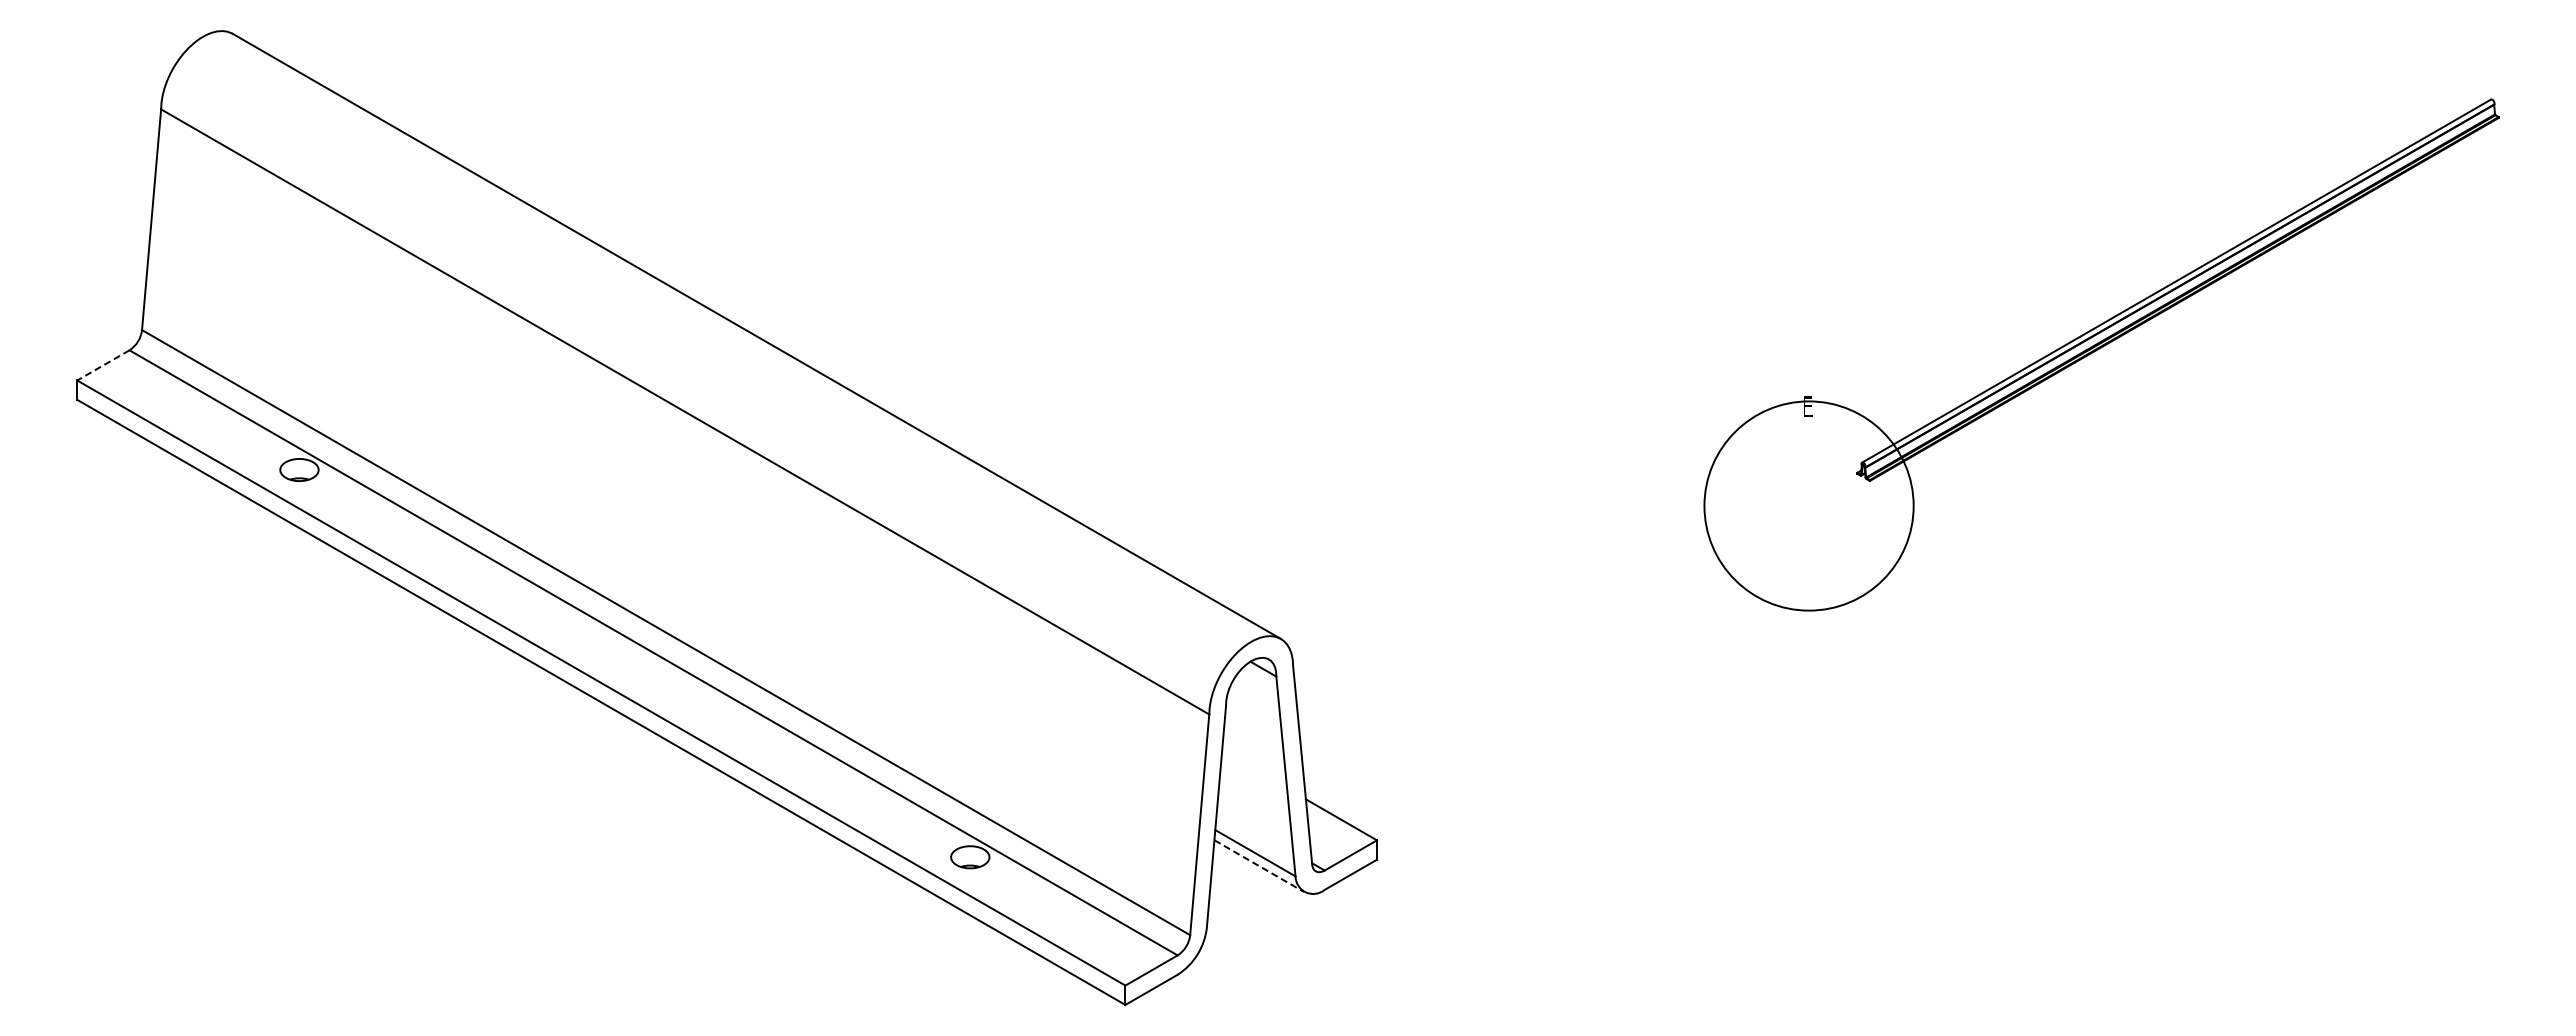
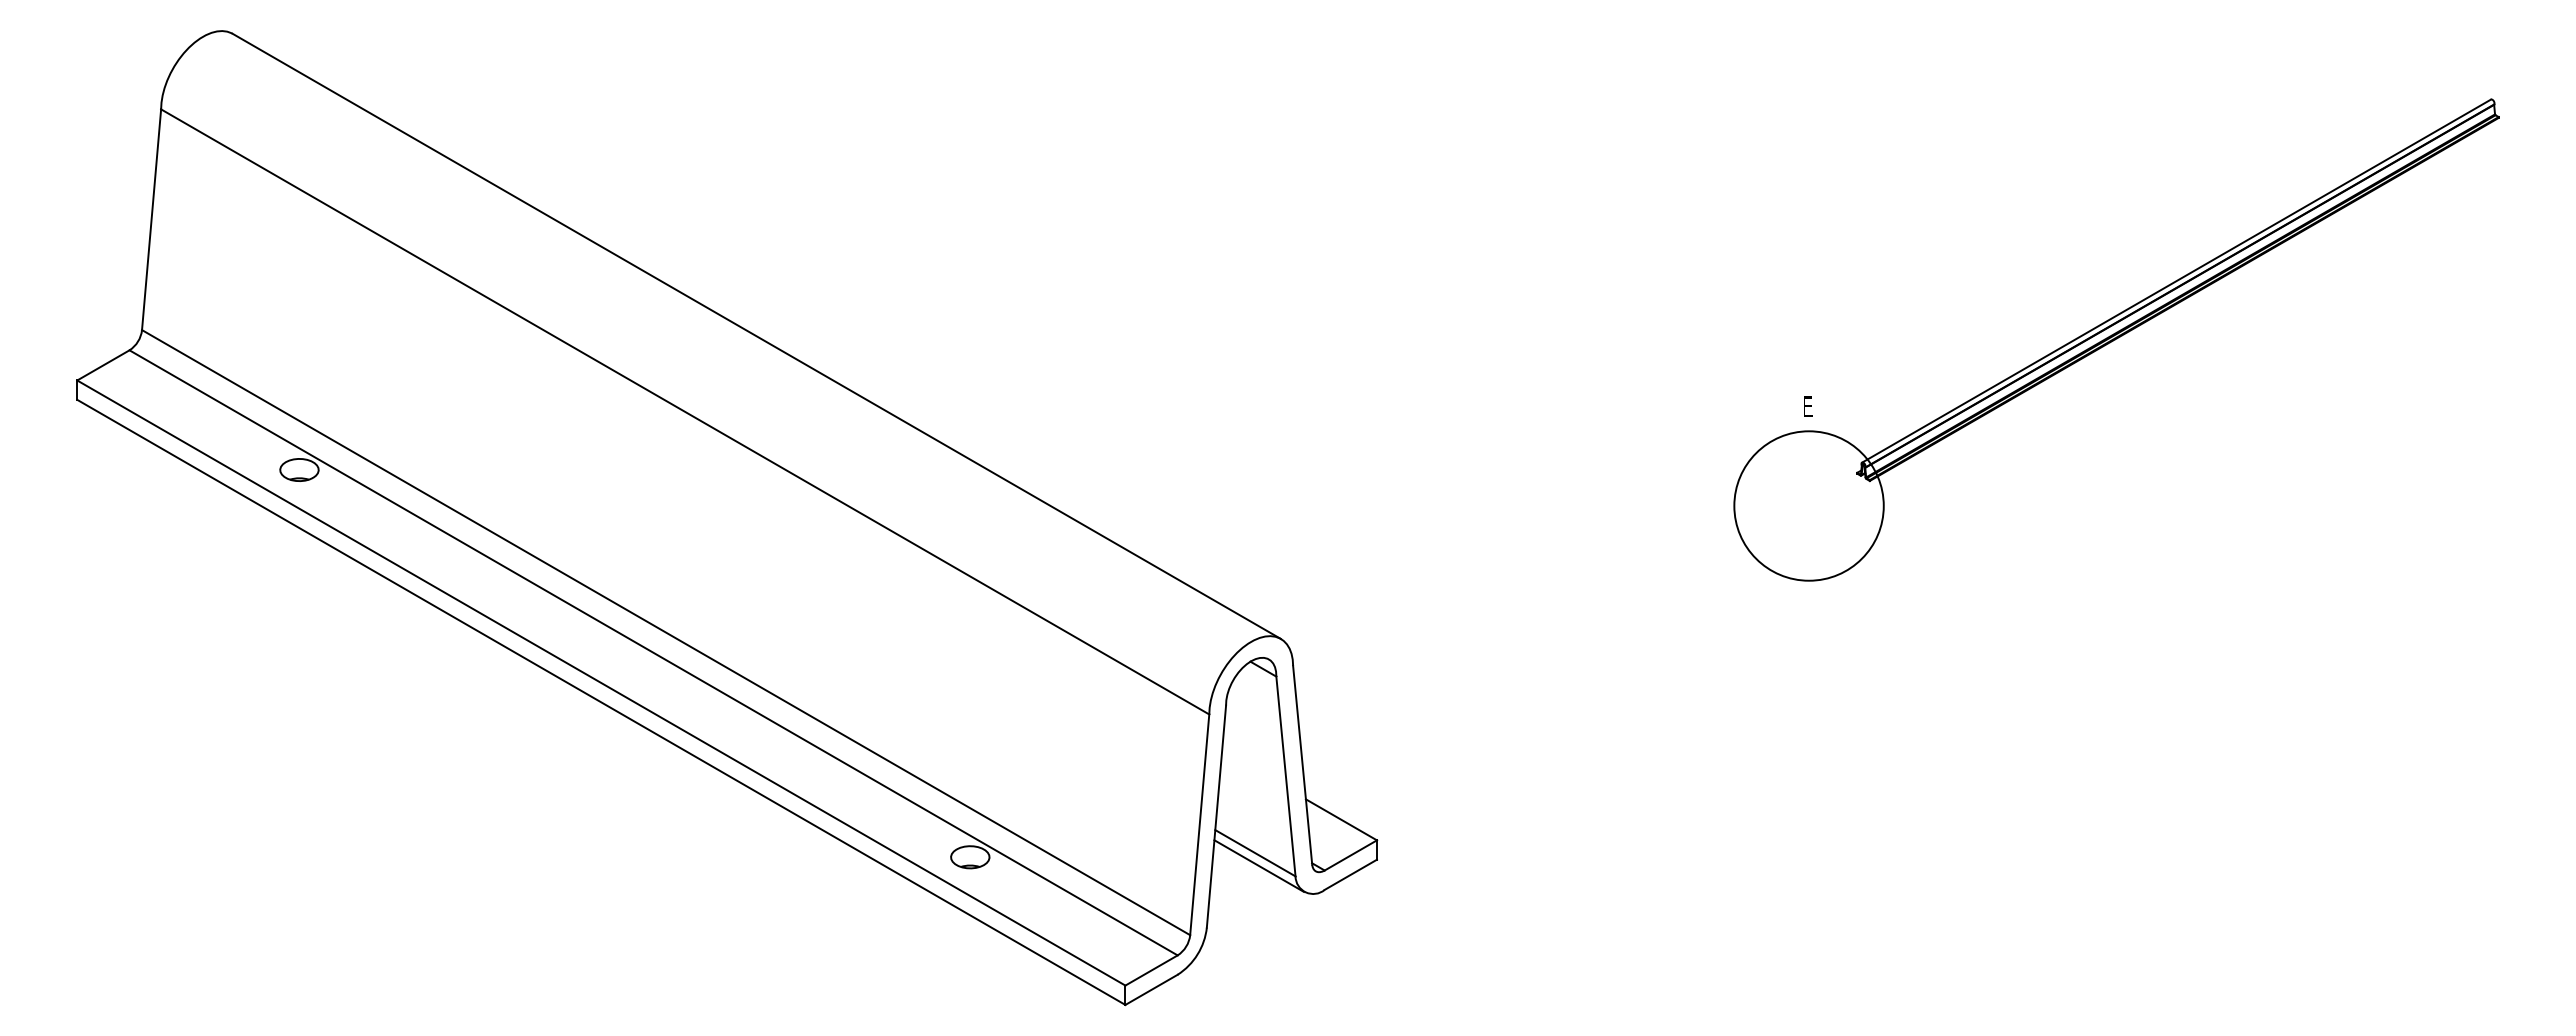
line: dashed -> solid (102, 365)
circle diameter: 209 px -> 149 px (1808, 505)
line: dashed -> solid (1259, 866)
